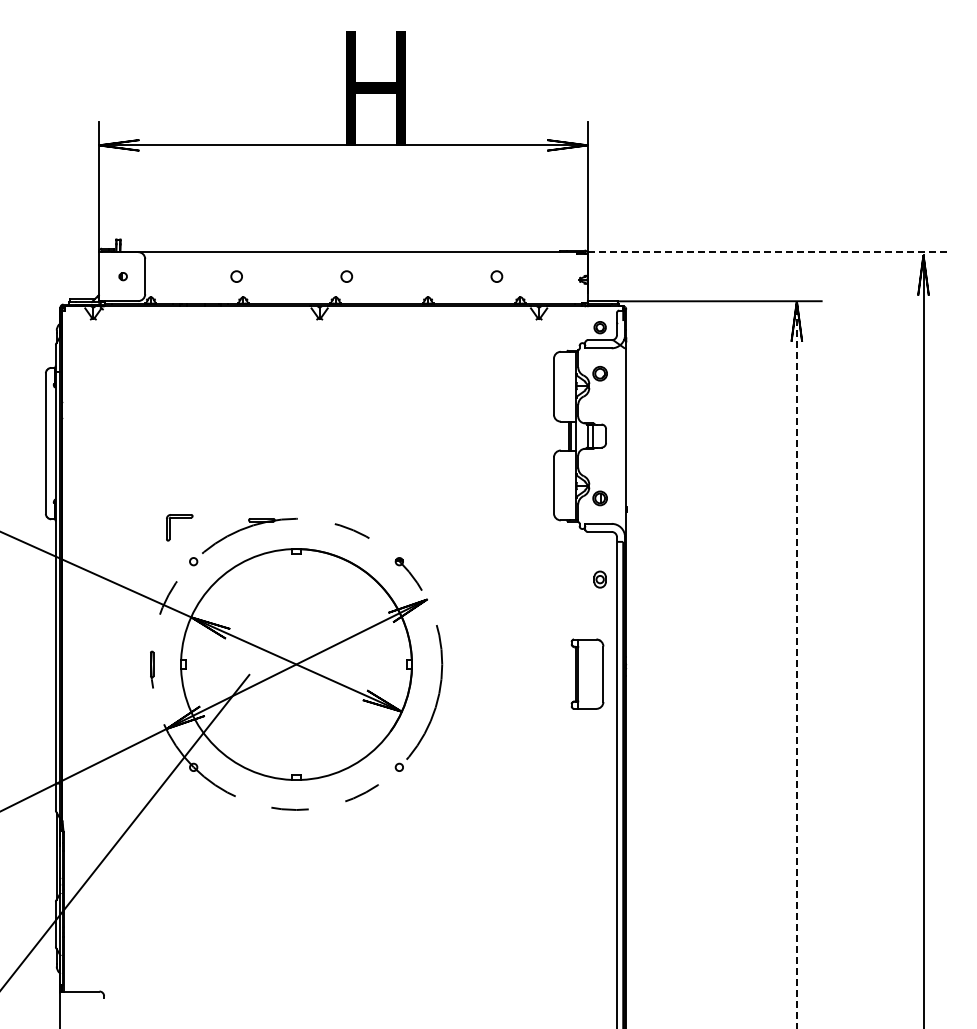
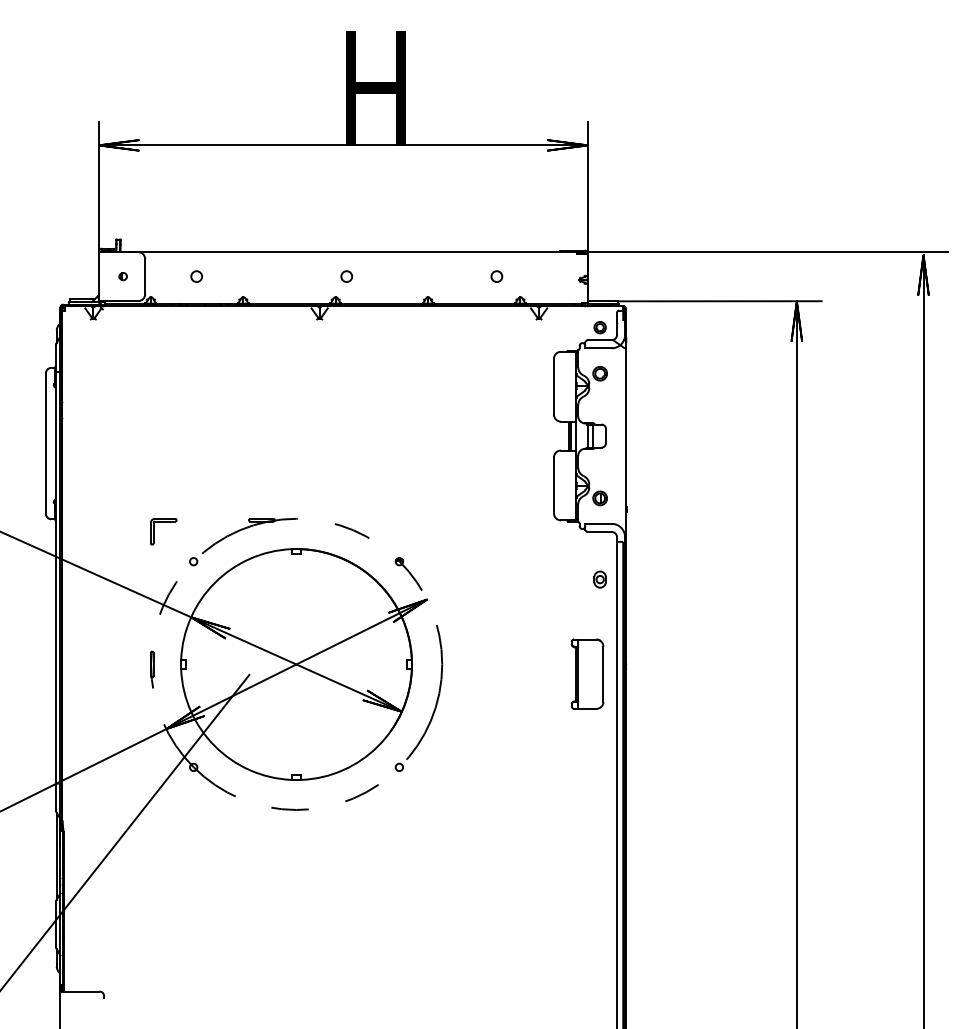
line: dashed -> solid (763, 252)
circle position: (236, 276) -> (196, 276) (196, 276)
part position: (179, 518) -> (163, 522) (163, 522)
line: dashed -> solid (796, 664)
